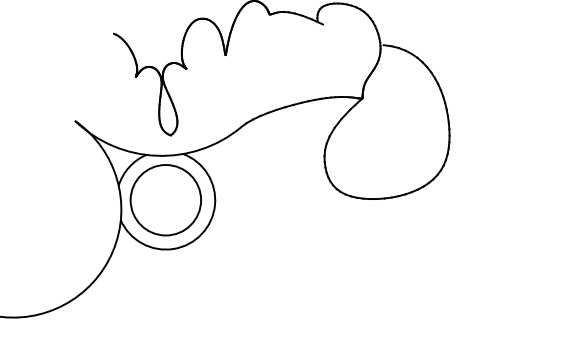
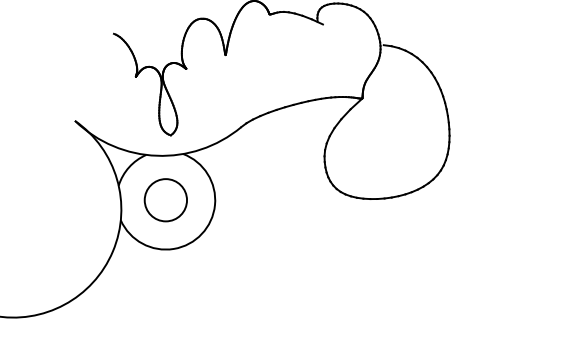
circle diameter: 70 px -> 42 px (165, 200)
